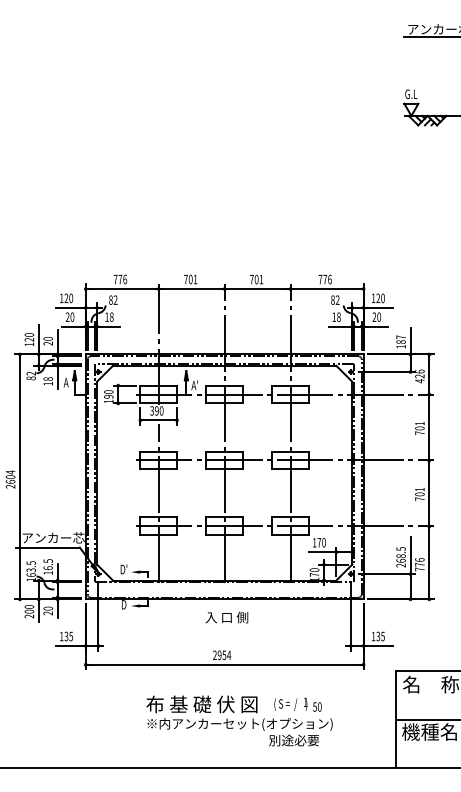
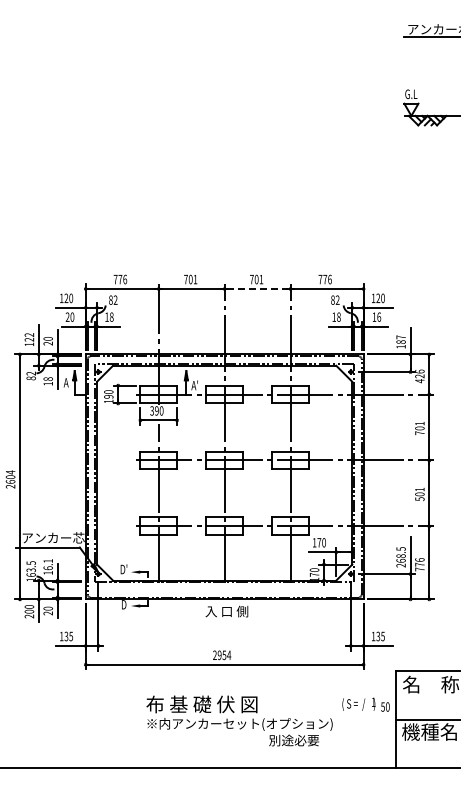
line: solid -> dashed (257, 289)
text: 20 -> 16 (376, 316)
text: 120 -> 122 (29, 334)
text: 701 -> 501 (419, 499)
text: 16.5 -> 16.1 (47, 560)
text position: (226, 617) -> (226, 611) (226, 611)
text position: (297, 704) -> (365, 704) (365, 704)
